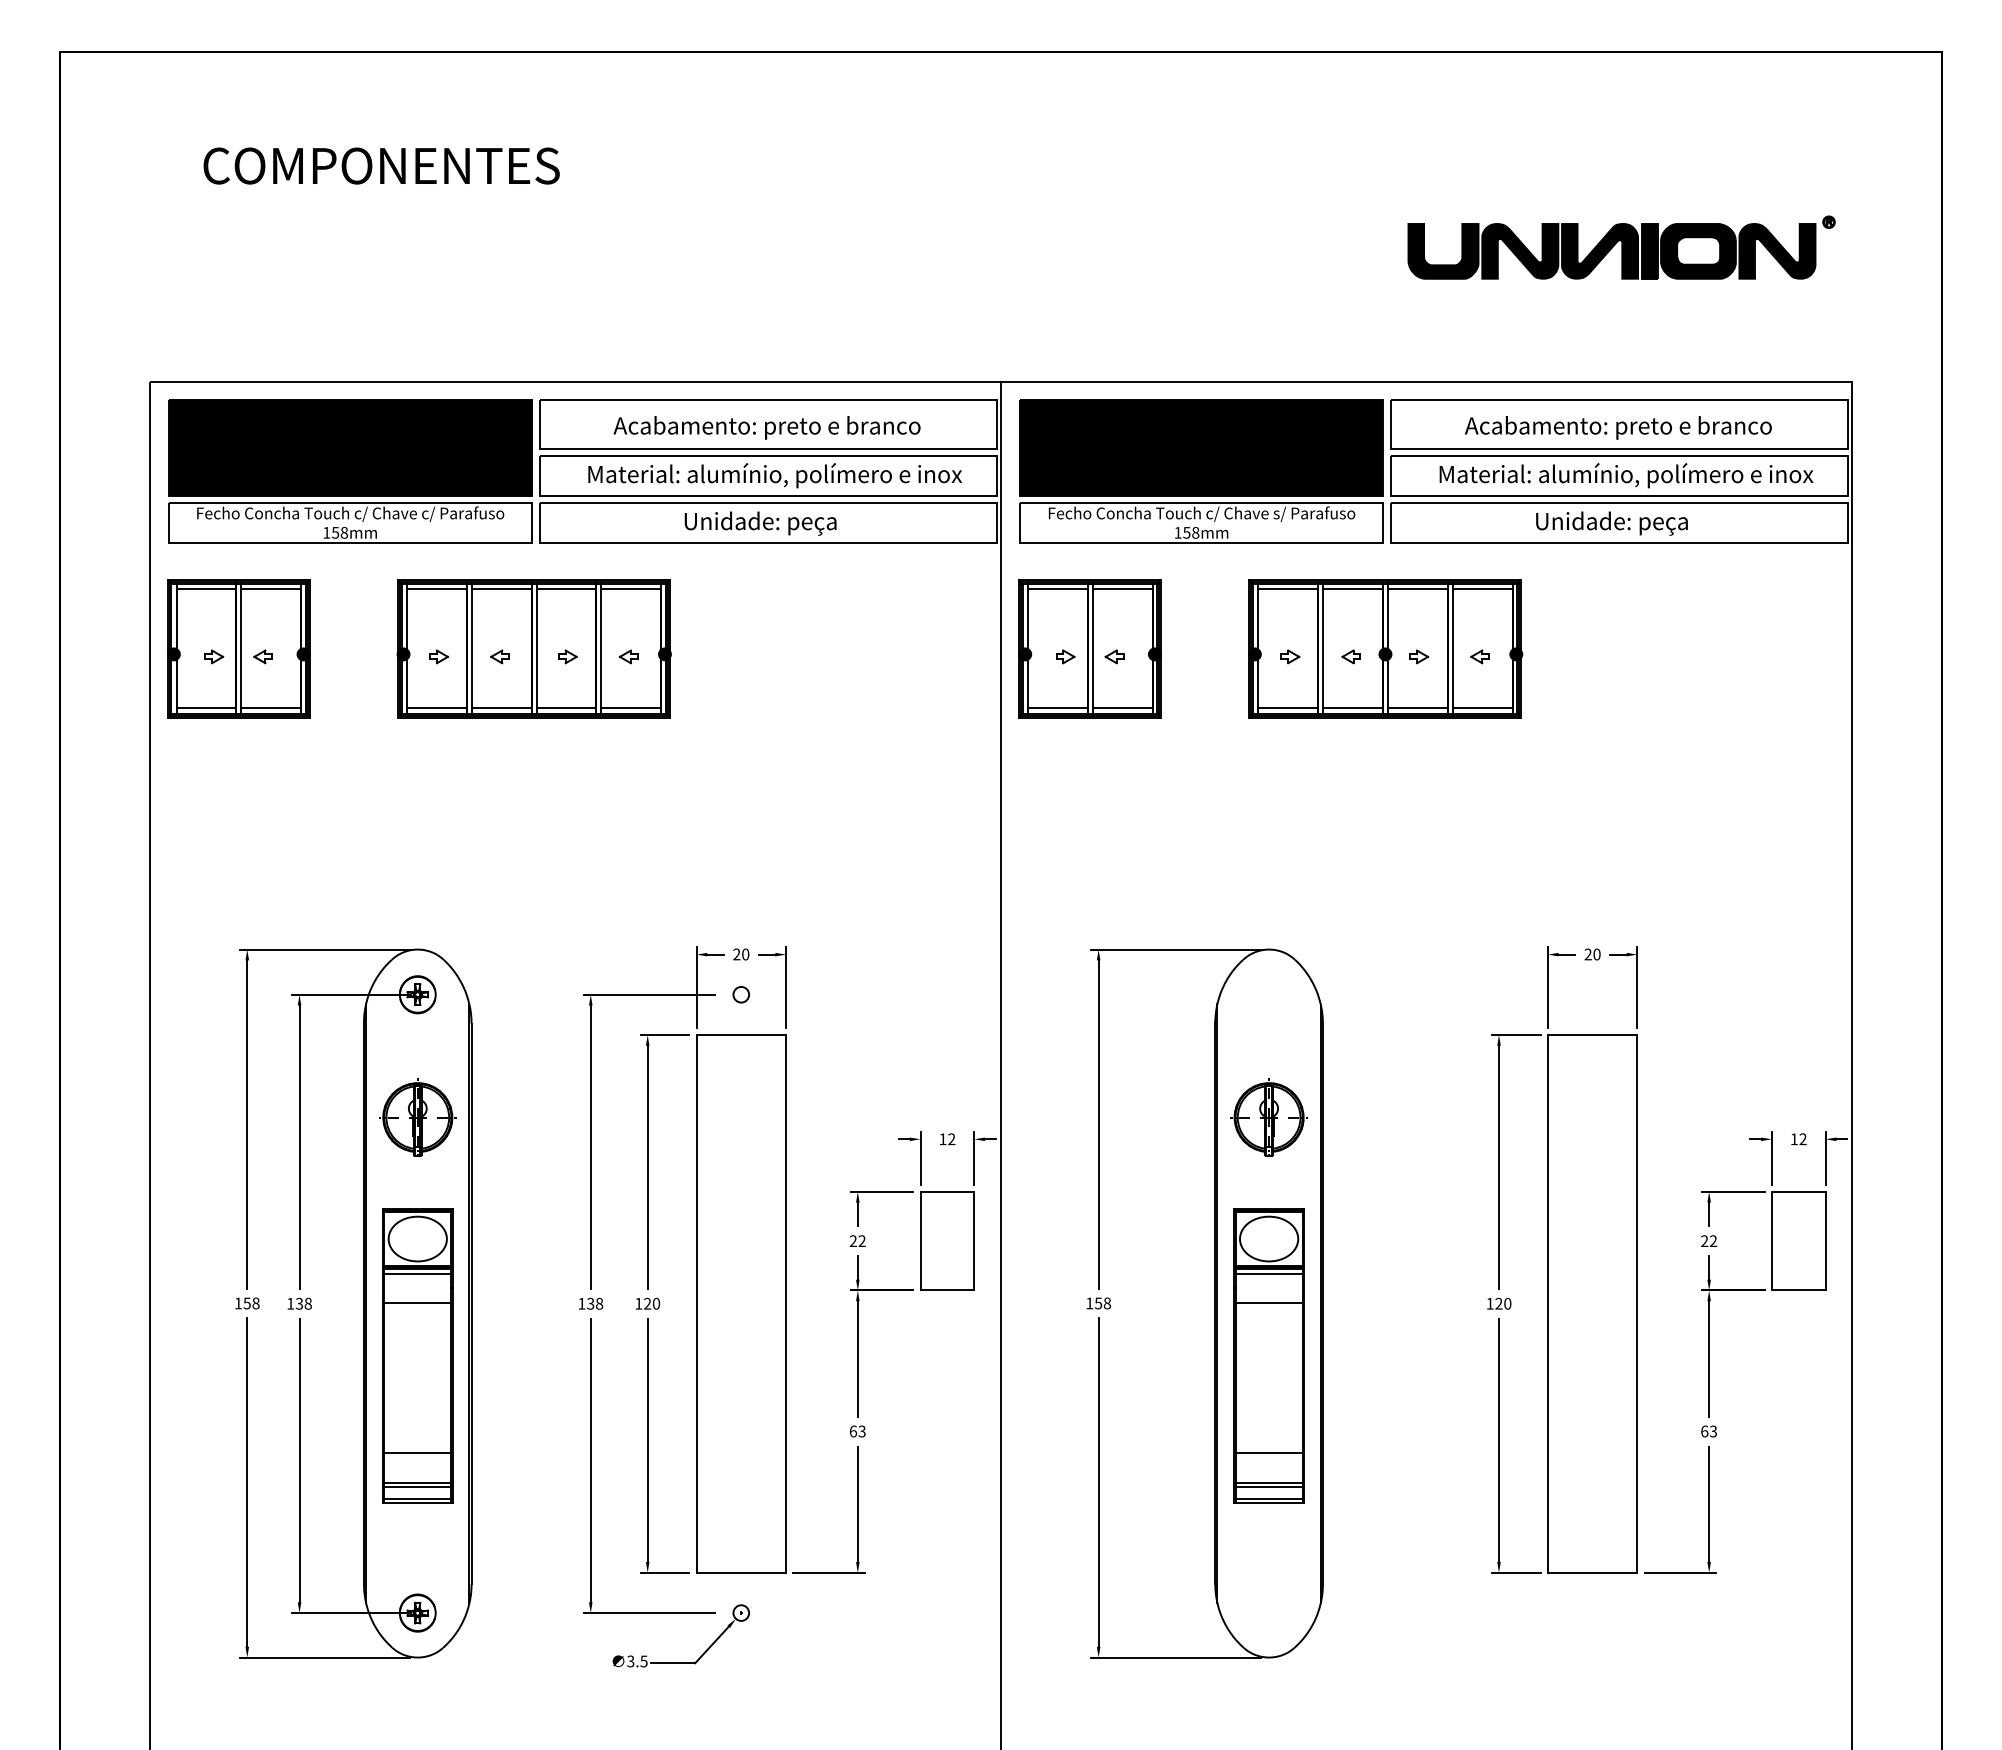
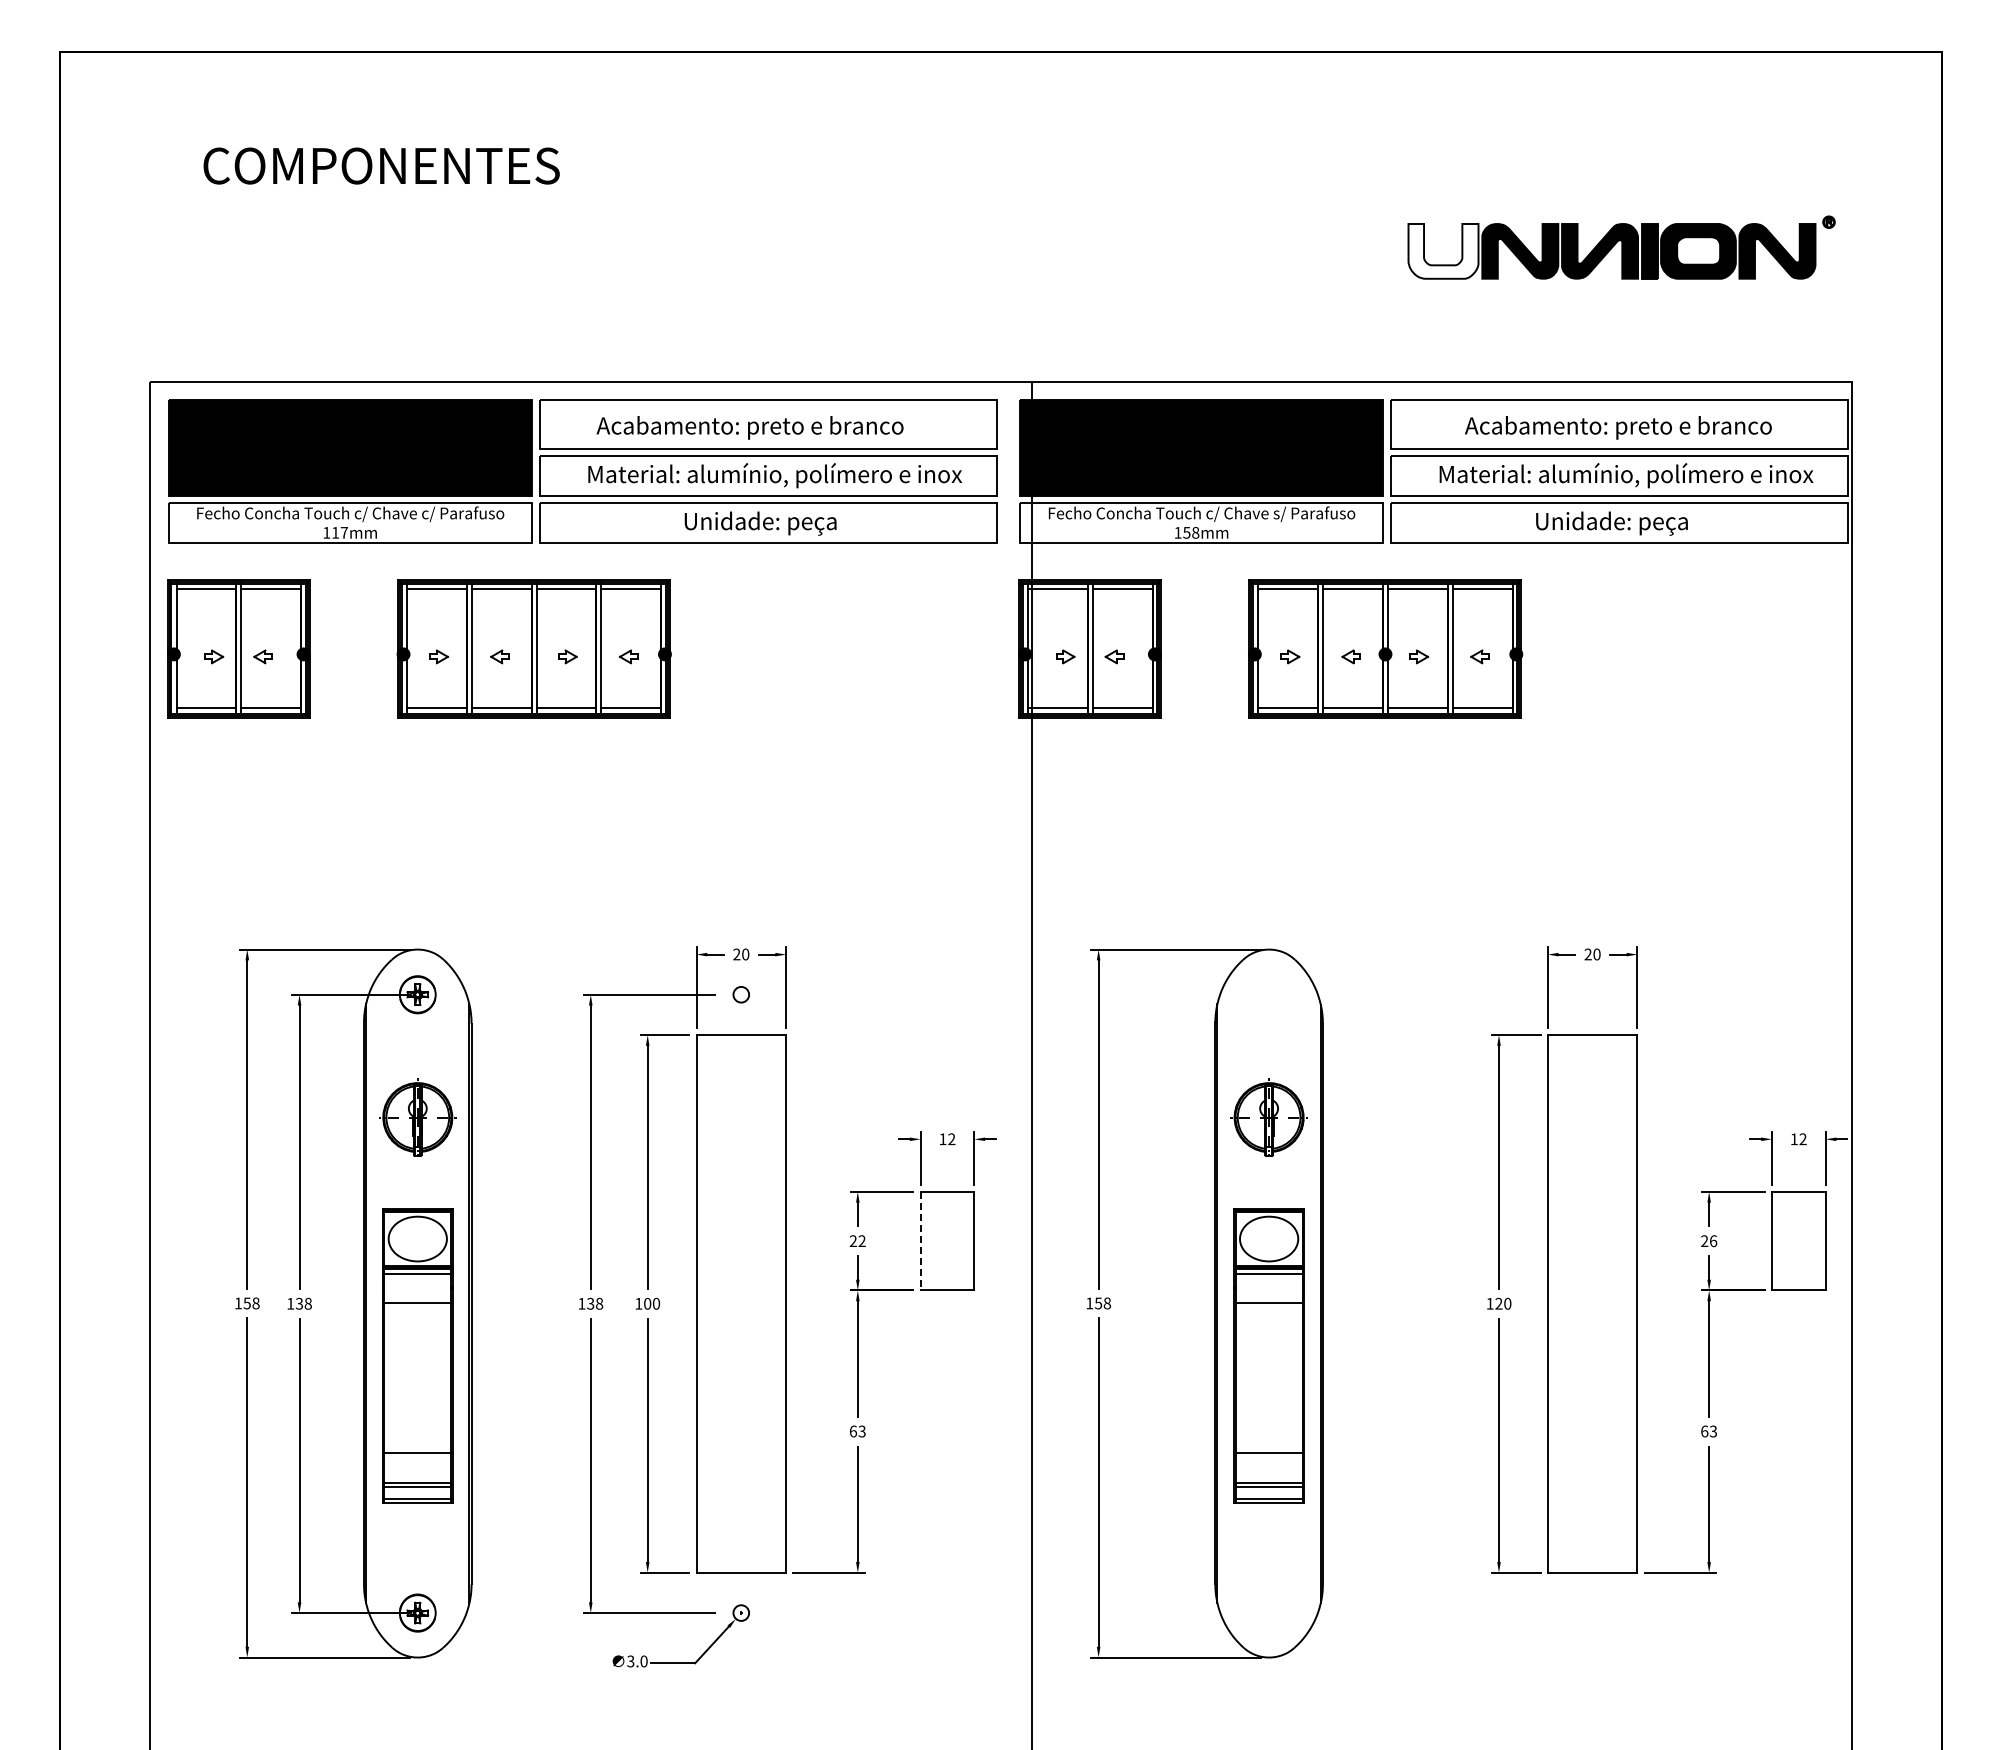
fill: present -> none (1443, 251)
text position: (766, 427) -> (749, 427) (749, 427)
text: 158mm -> 117mm (339, 532)
line position: (1001, 1063) -> (1032, 1063) (1032, 1063)
line: solid -> dashed (920, 1241)
text: 22 -> 26 (1713, 1241)
text: 120 -> 100 (647, 1303)
text: 3.5 -> 3.0 (643, 1661)
